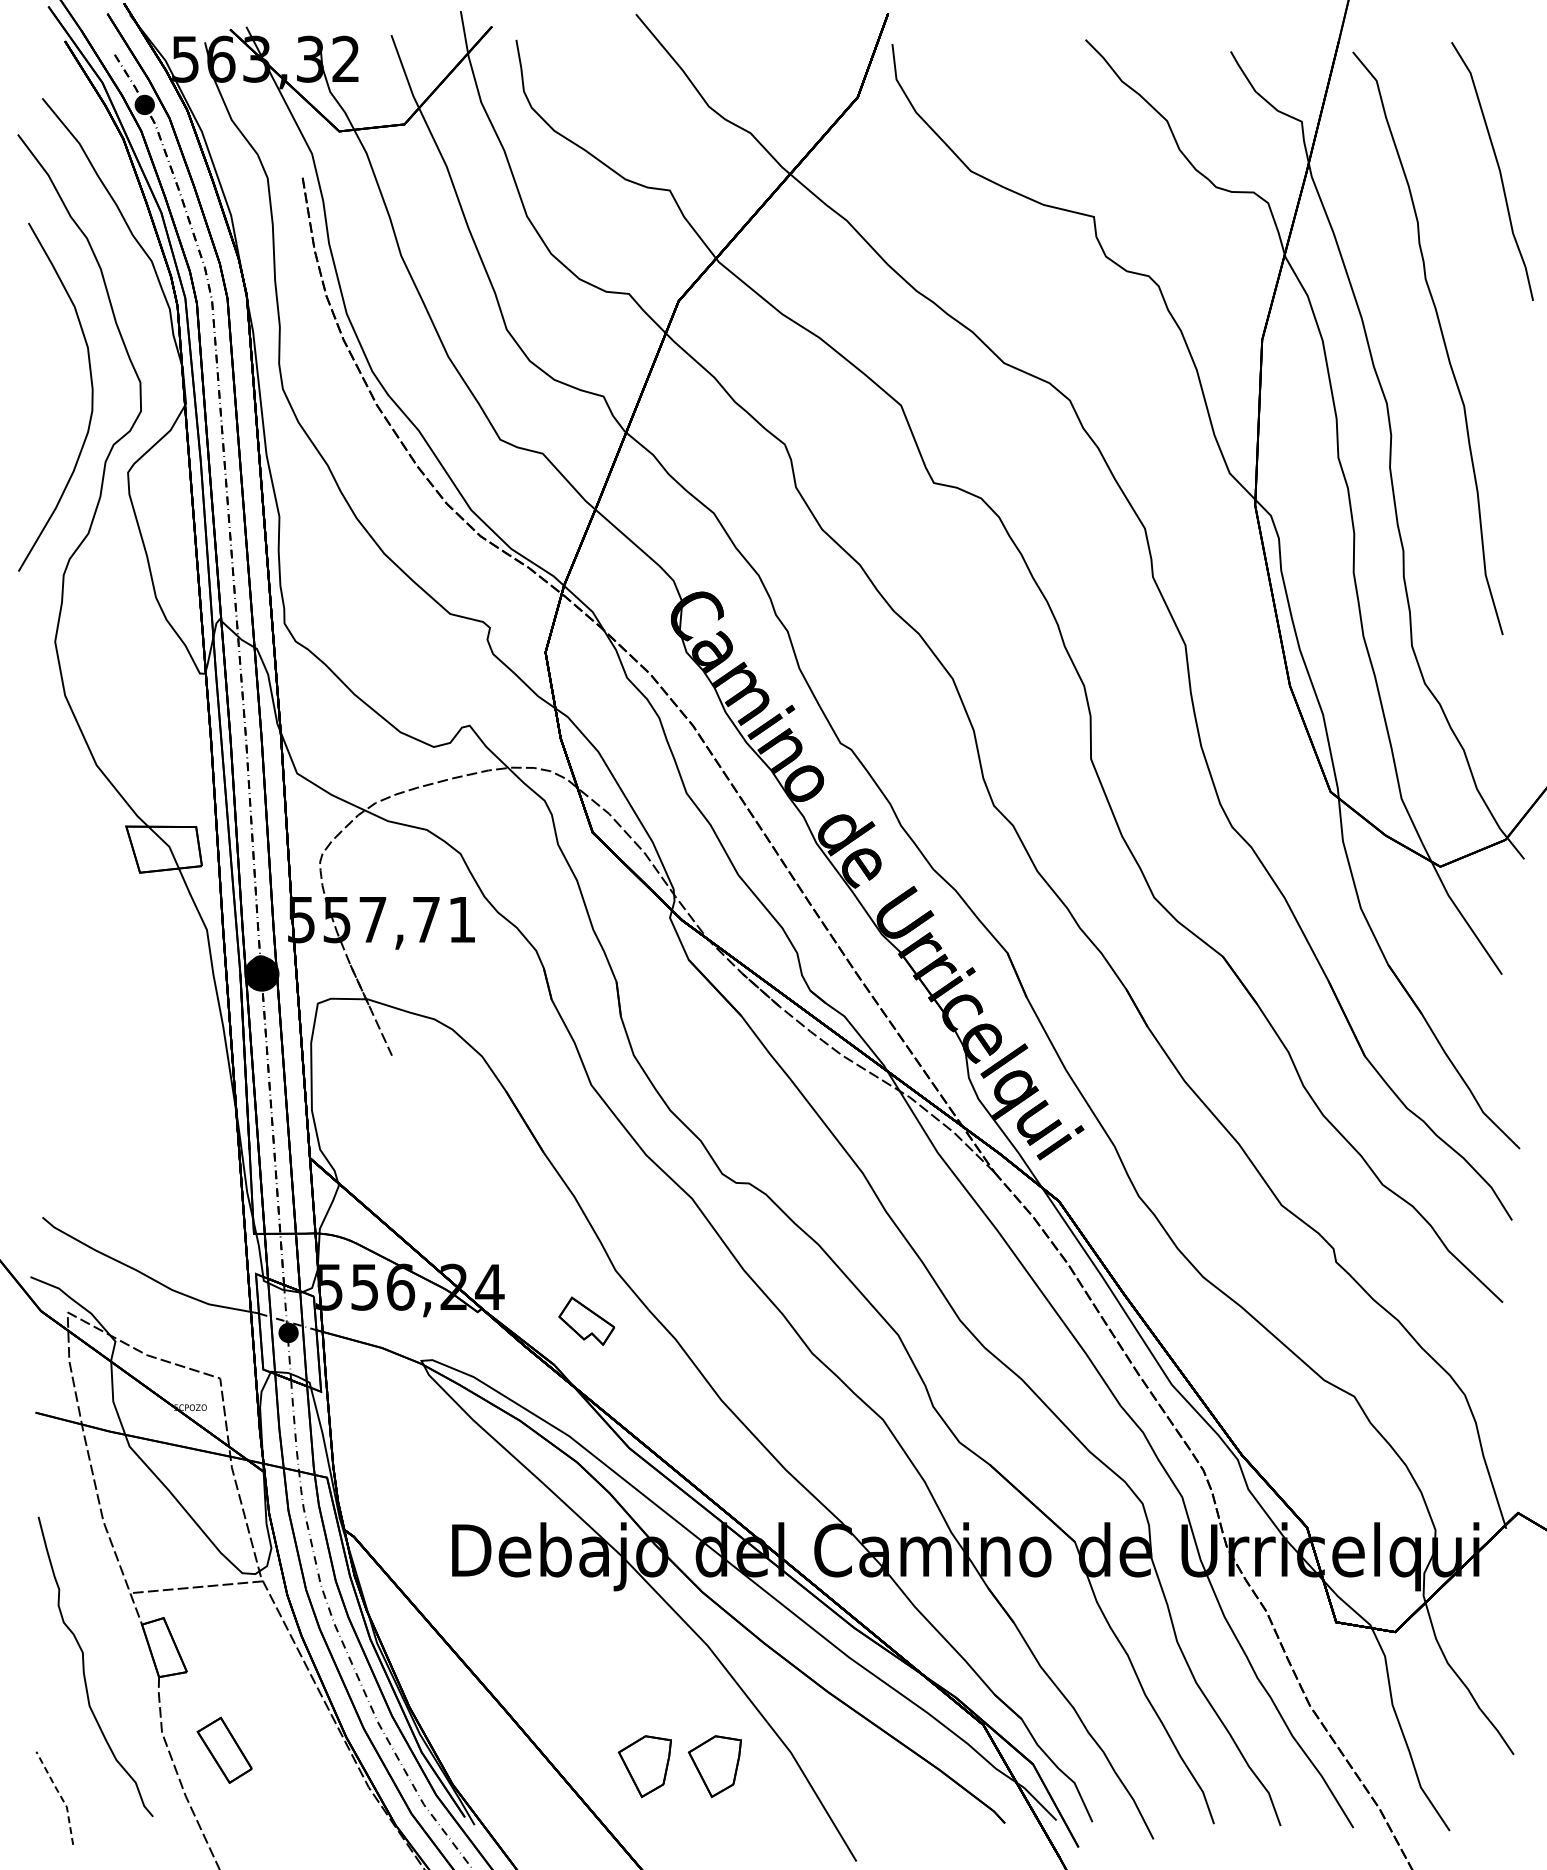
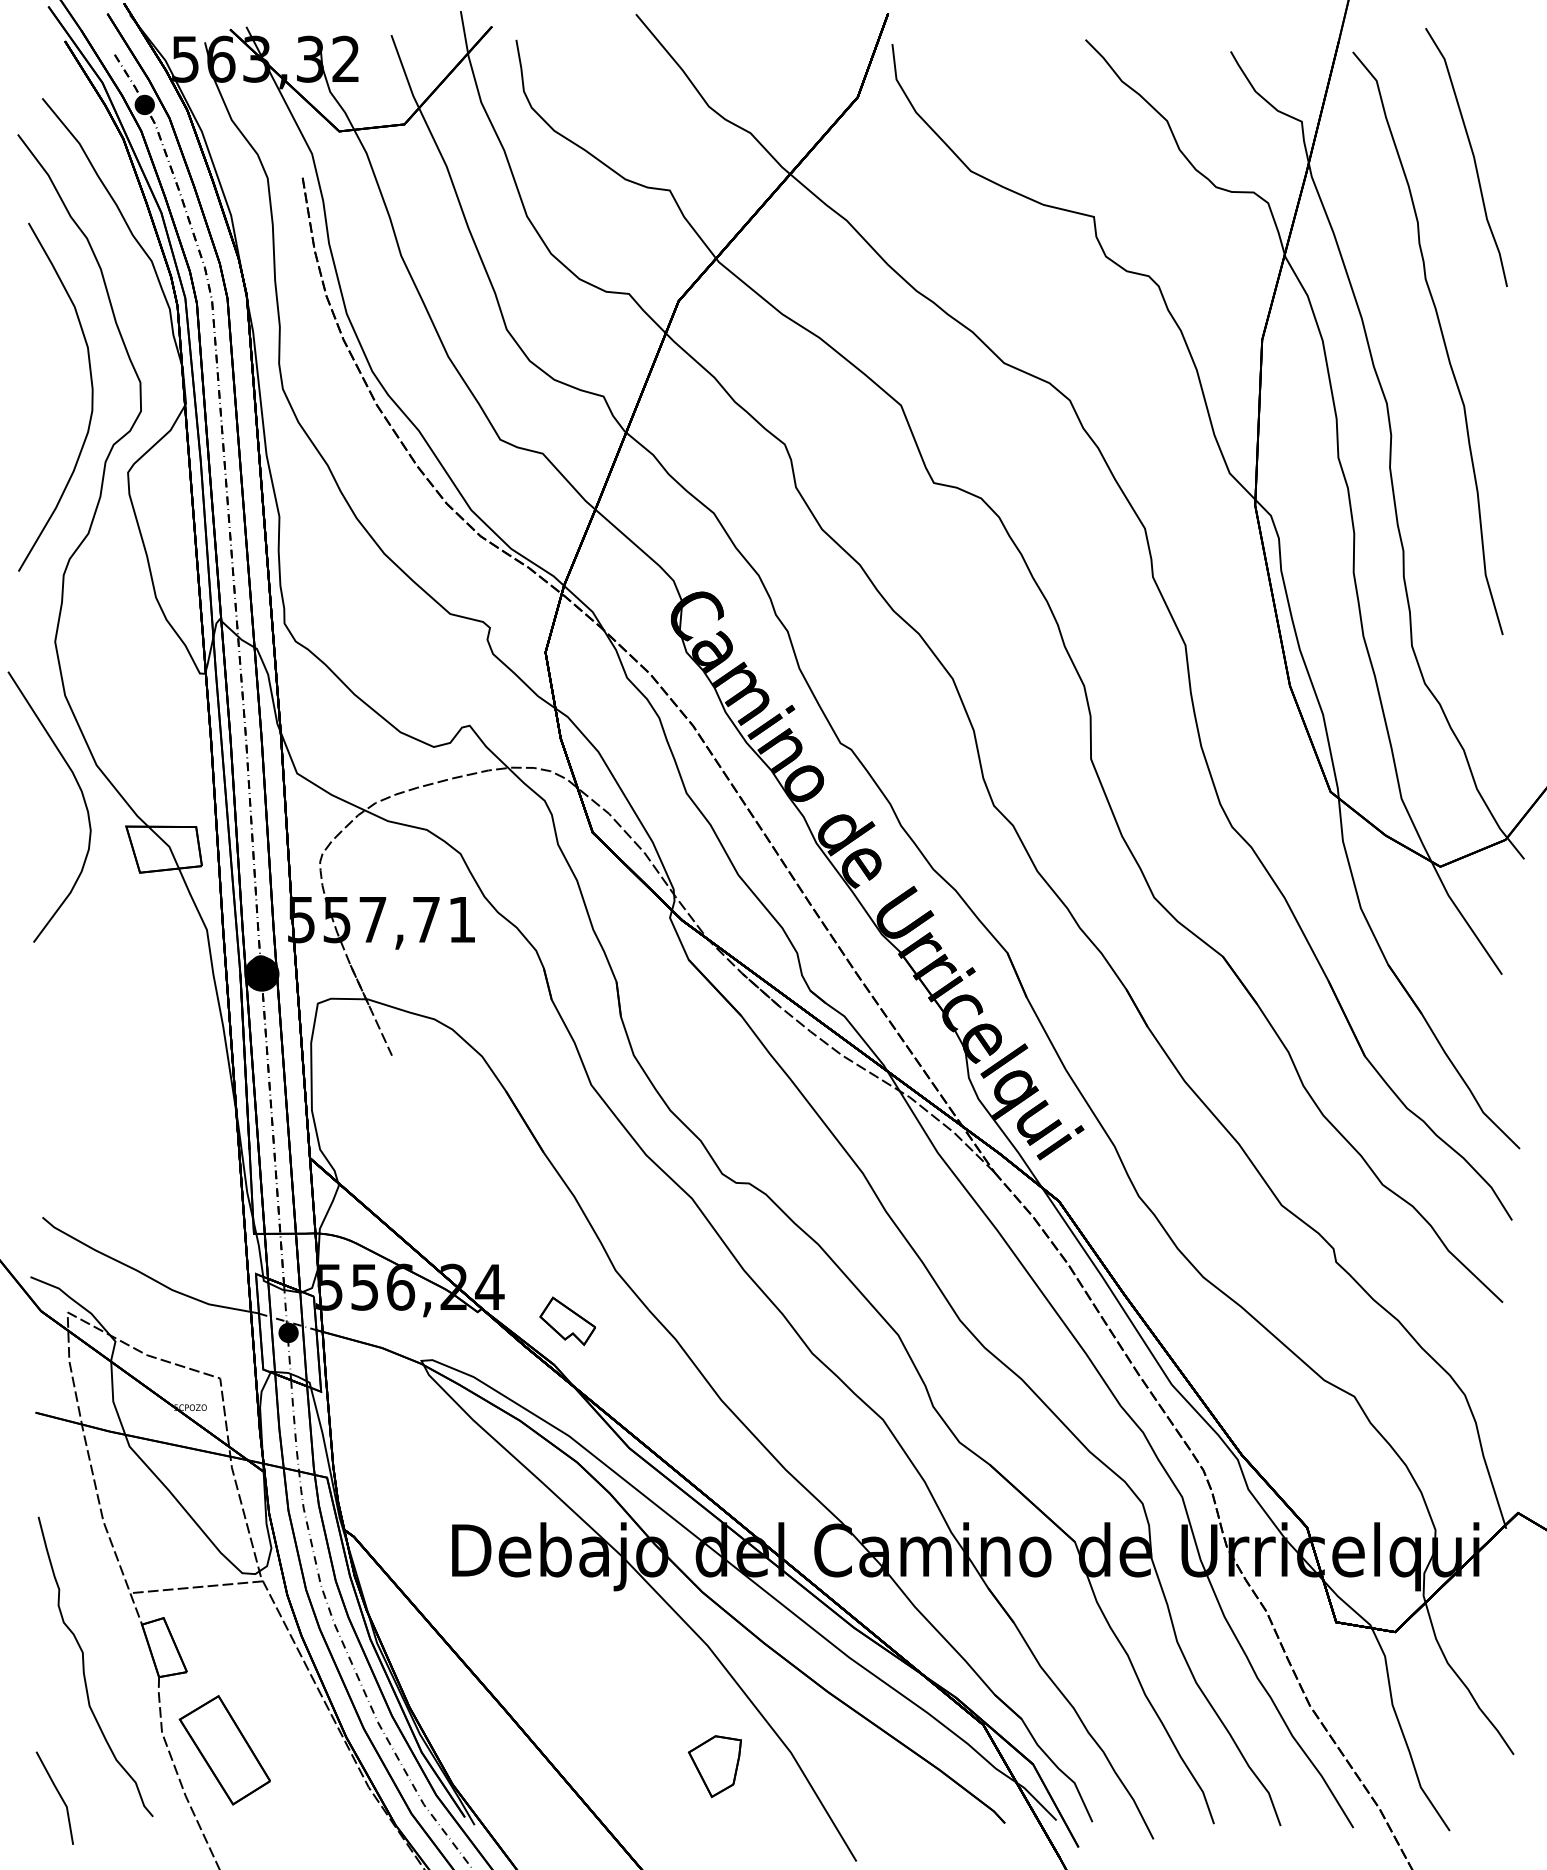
curve position: (1498, 169) -> (1472, 155) (1472, 155)
curve: none -> present (81, 794)
part position: (586, 1321) -> (567, 1321) (567, 1321)
part size: 57x68 px -> 93x111 px (224, 1750)
part: present -> none (644, 1766)
line: dashed -> solid (60, 1795)
